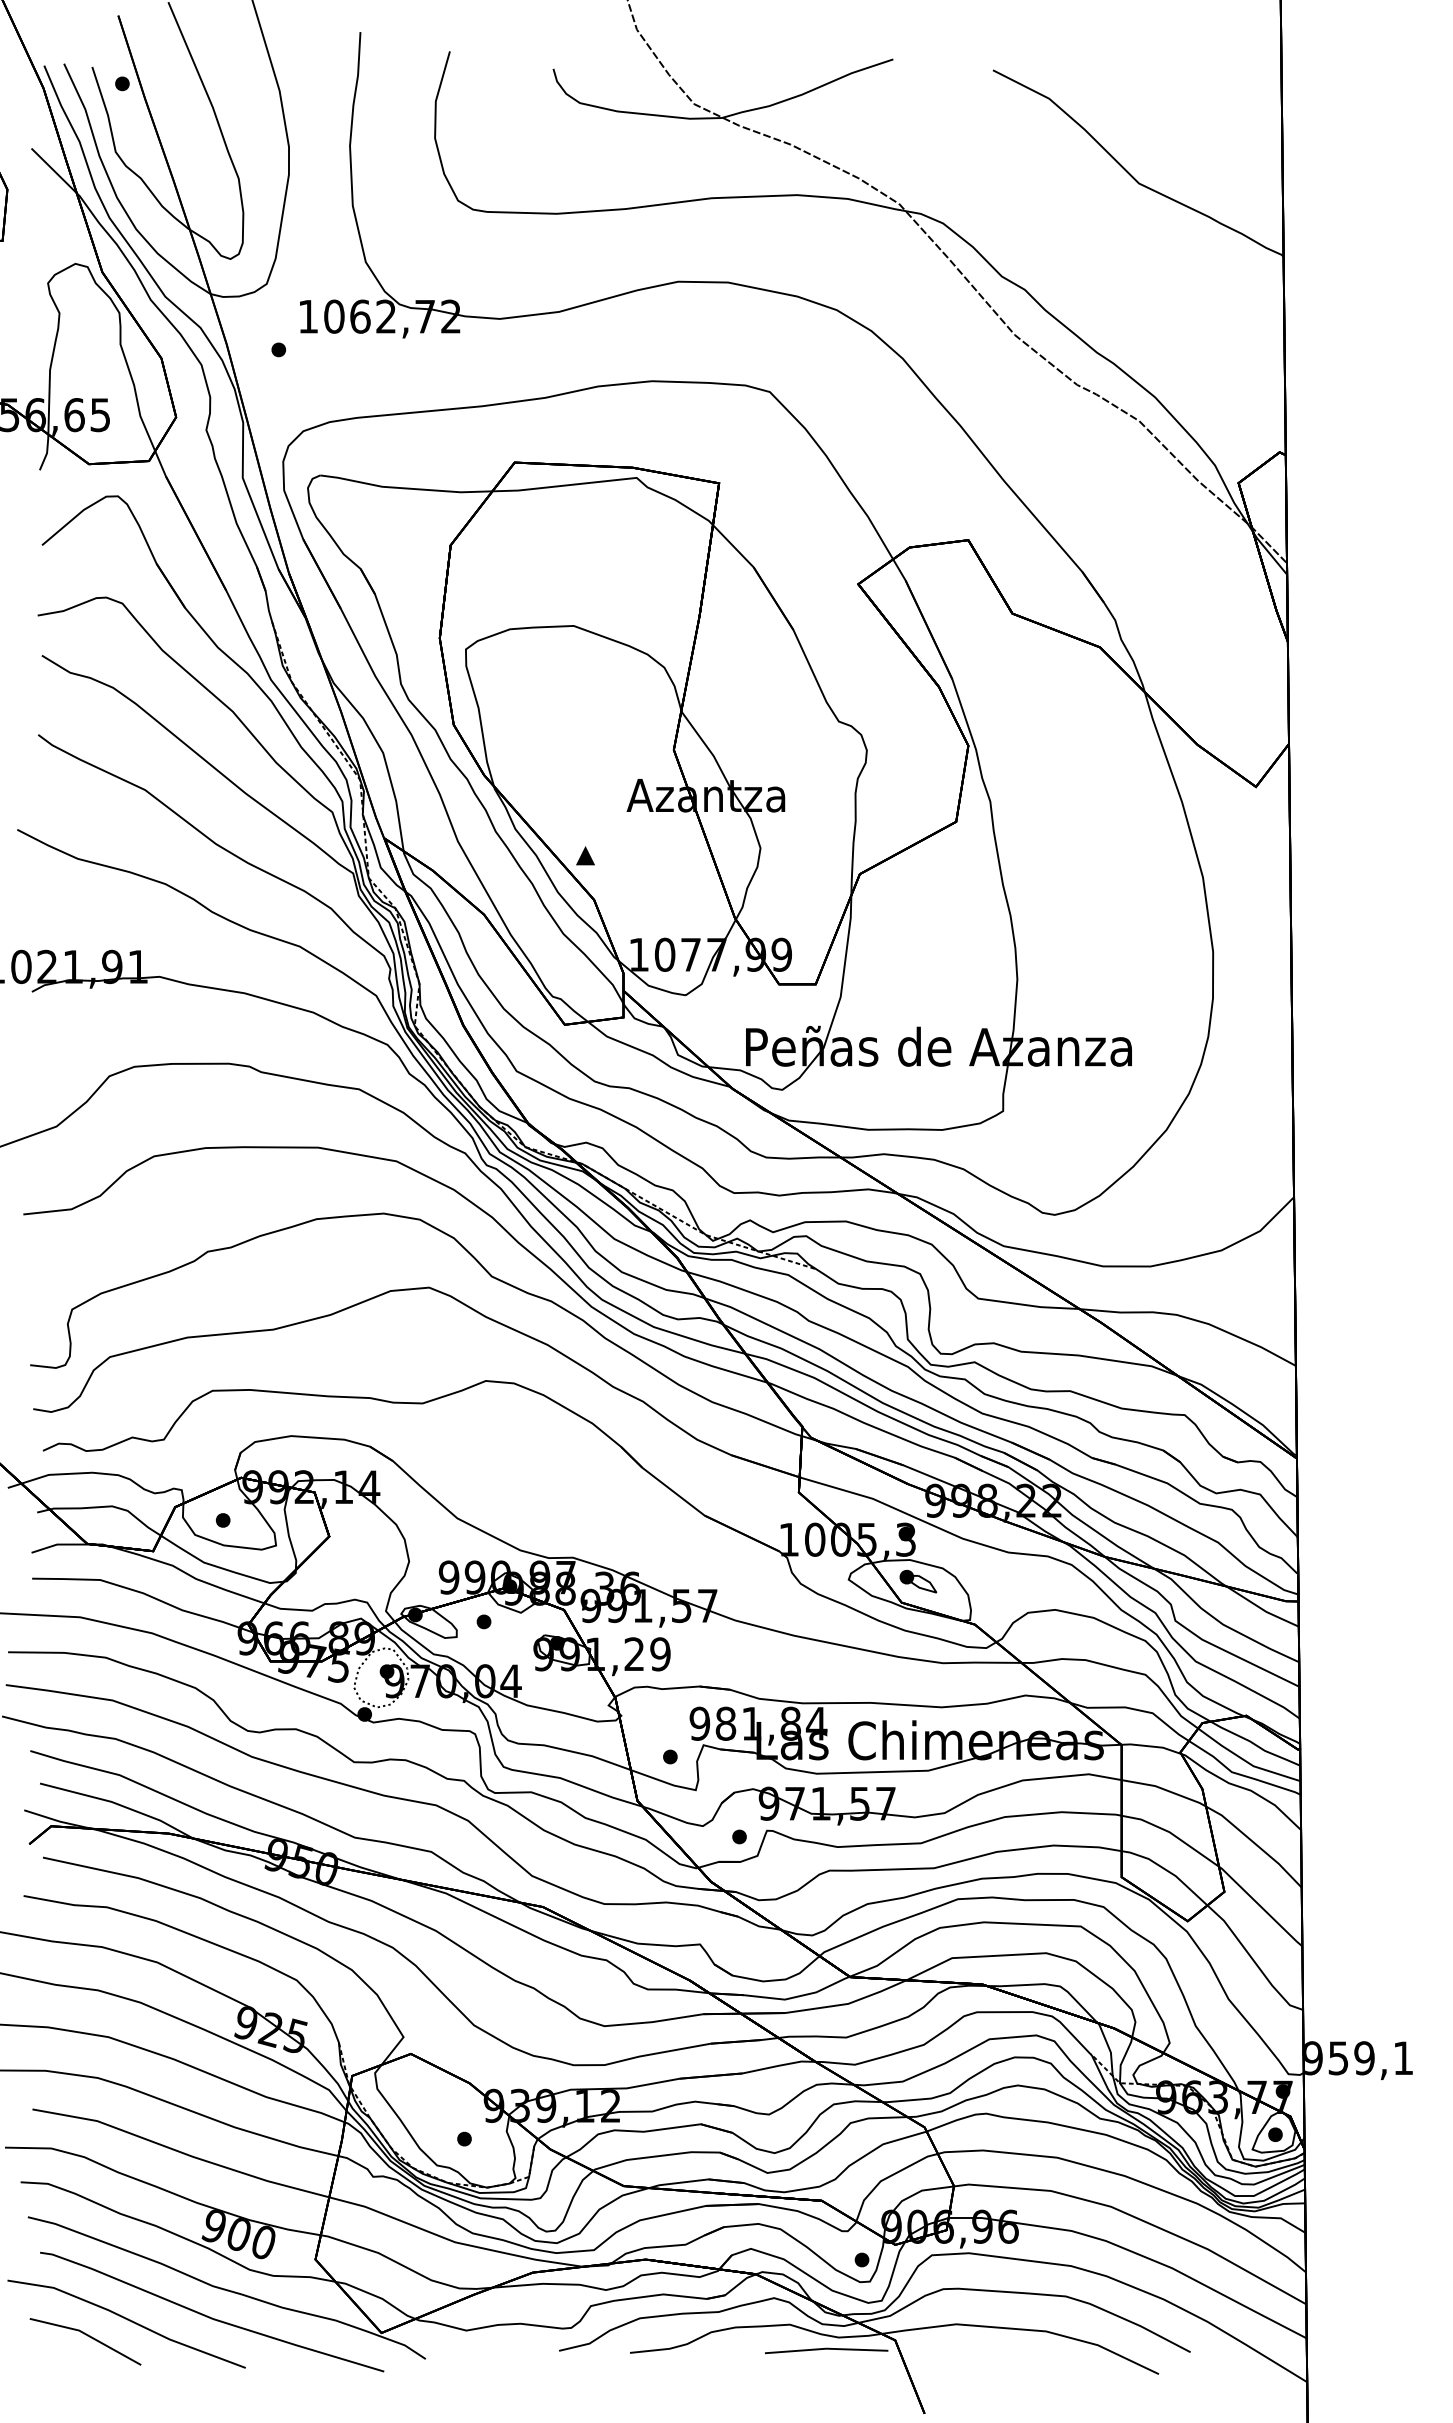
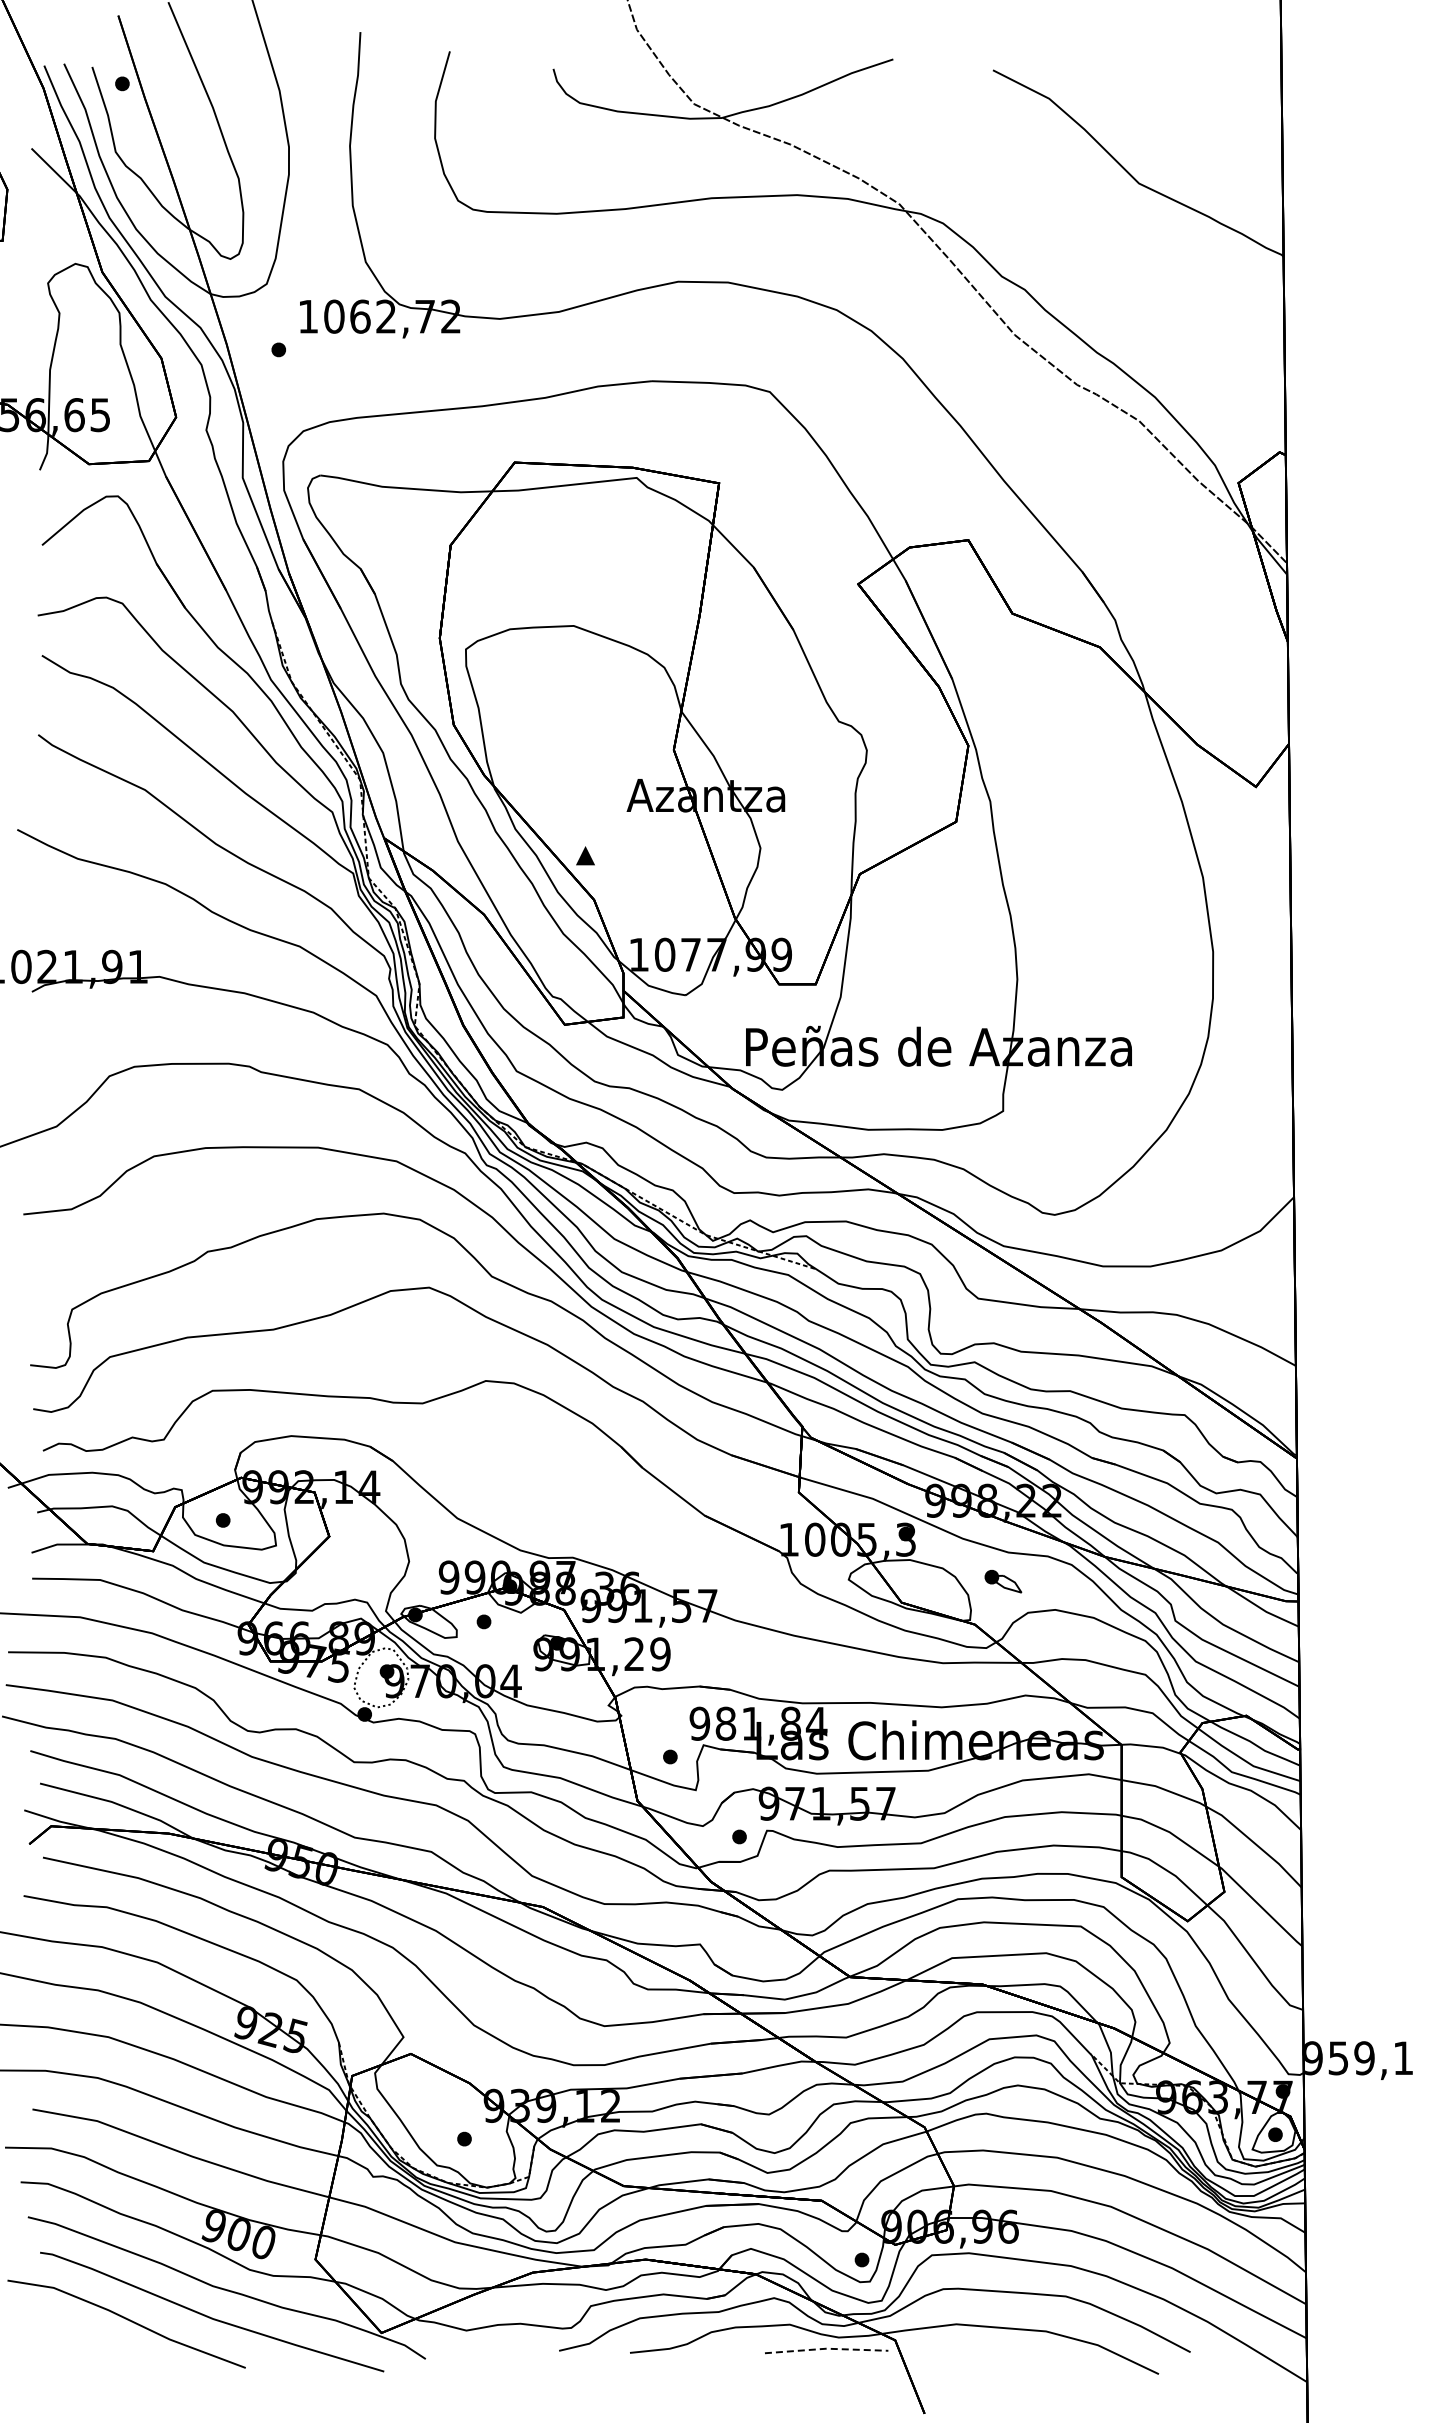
part position: (918, 1581) -> (1003, 1581) (1003, 1581)
line: present -> none (87, 2336)
line: solid -> dashed (826, 2348)
